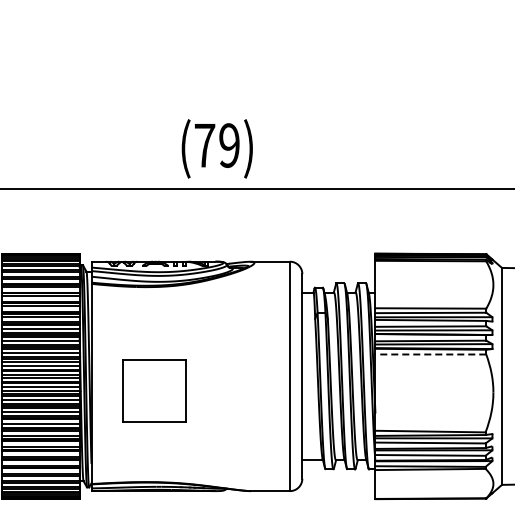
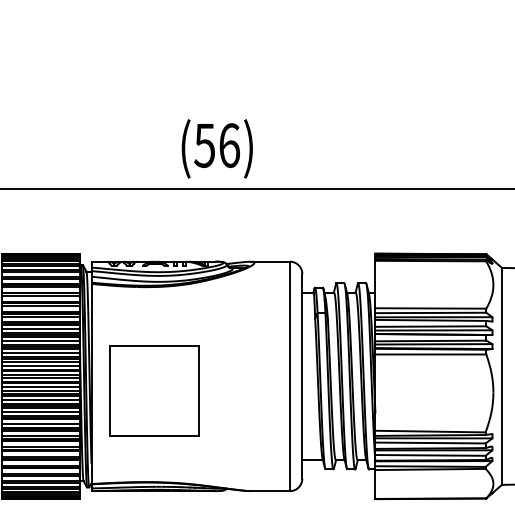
text: (79) -> (56) (216, 145)
line: dashed -> solid (430, 354)
part size: 65x64 px -> 91x92 px (154, 390)
